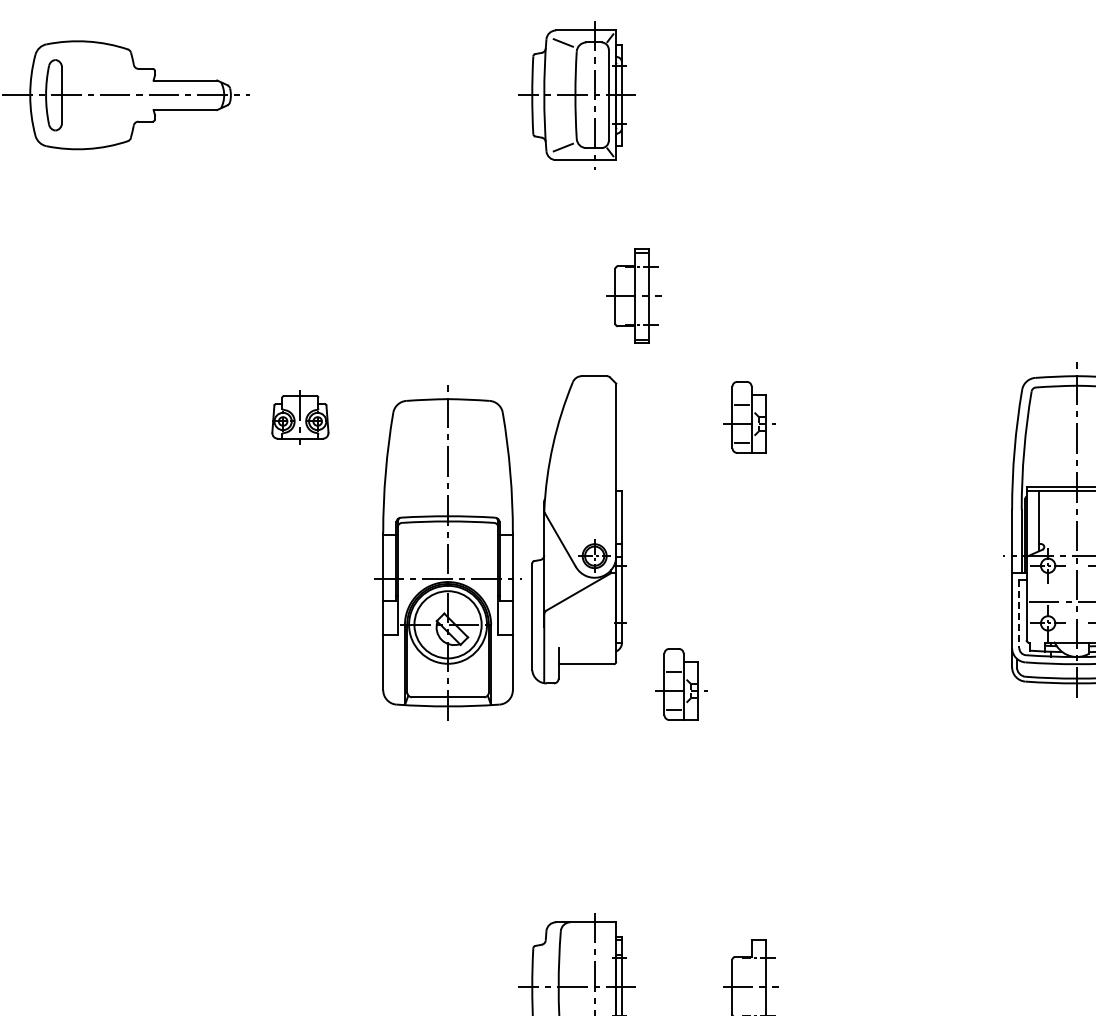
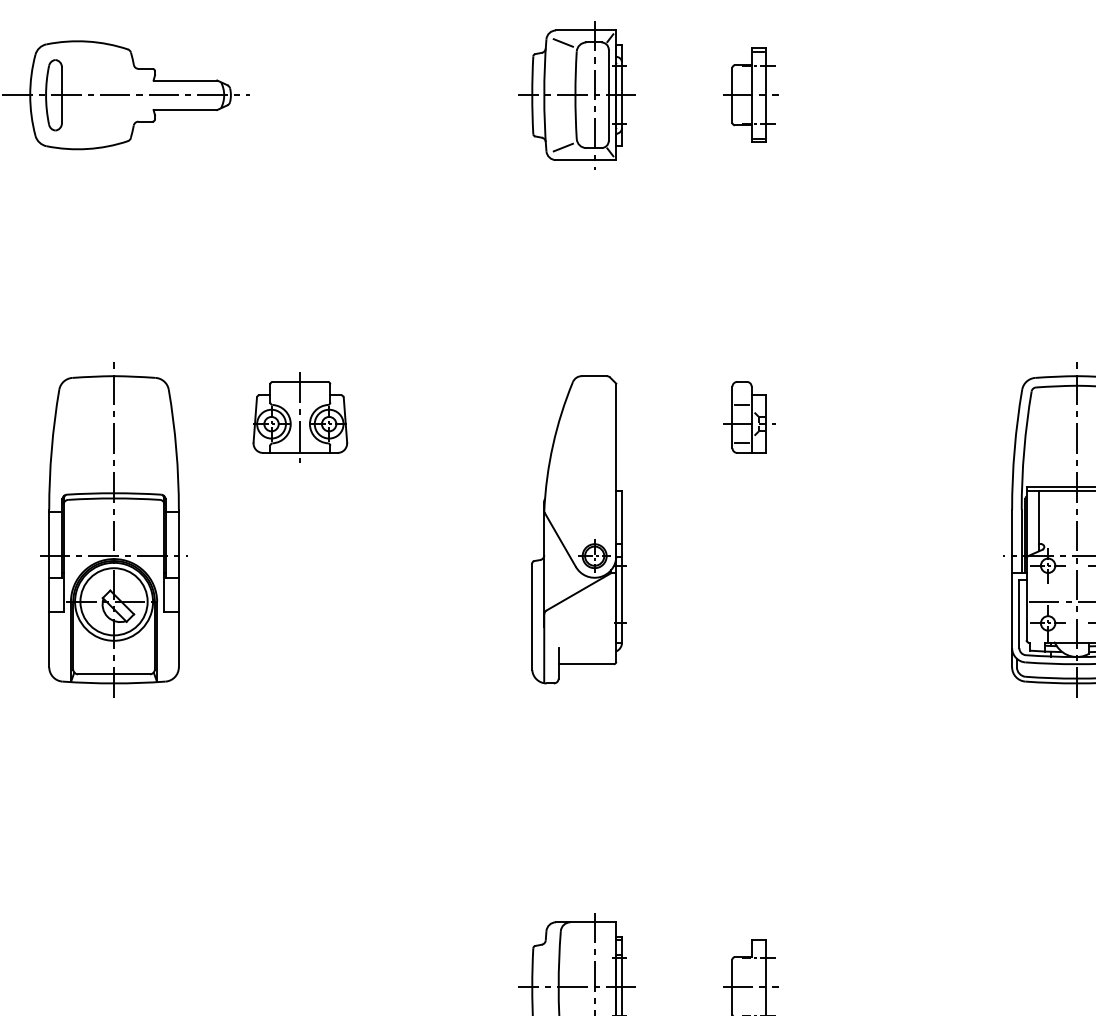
part position: (633, 295) -> (750, 94) (750, 94)
part size: 59x55 px -> 97x91 px (300, 417)
part position: (447, 552) -> (113, 529) (113, 529)
line: dashed -> solid (1019, 614)
part: present -> none (681, 684)
